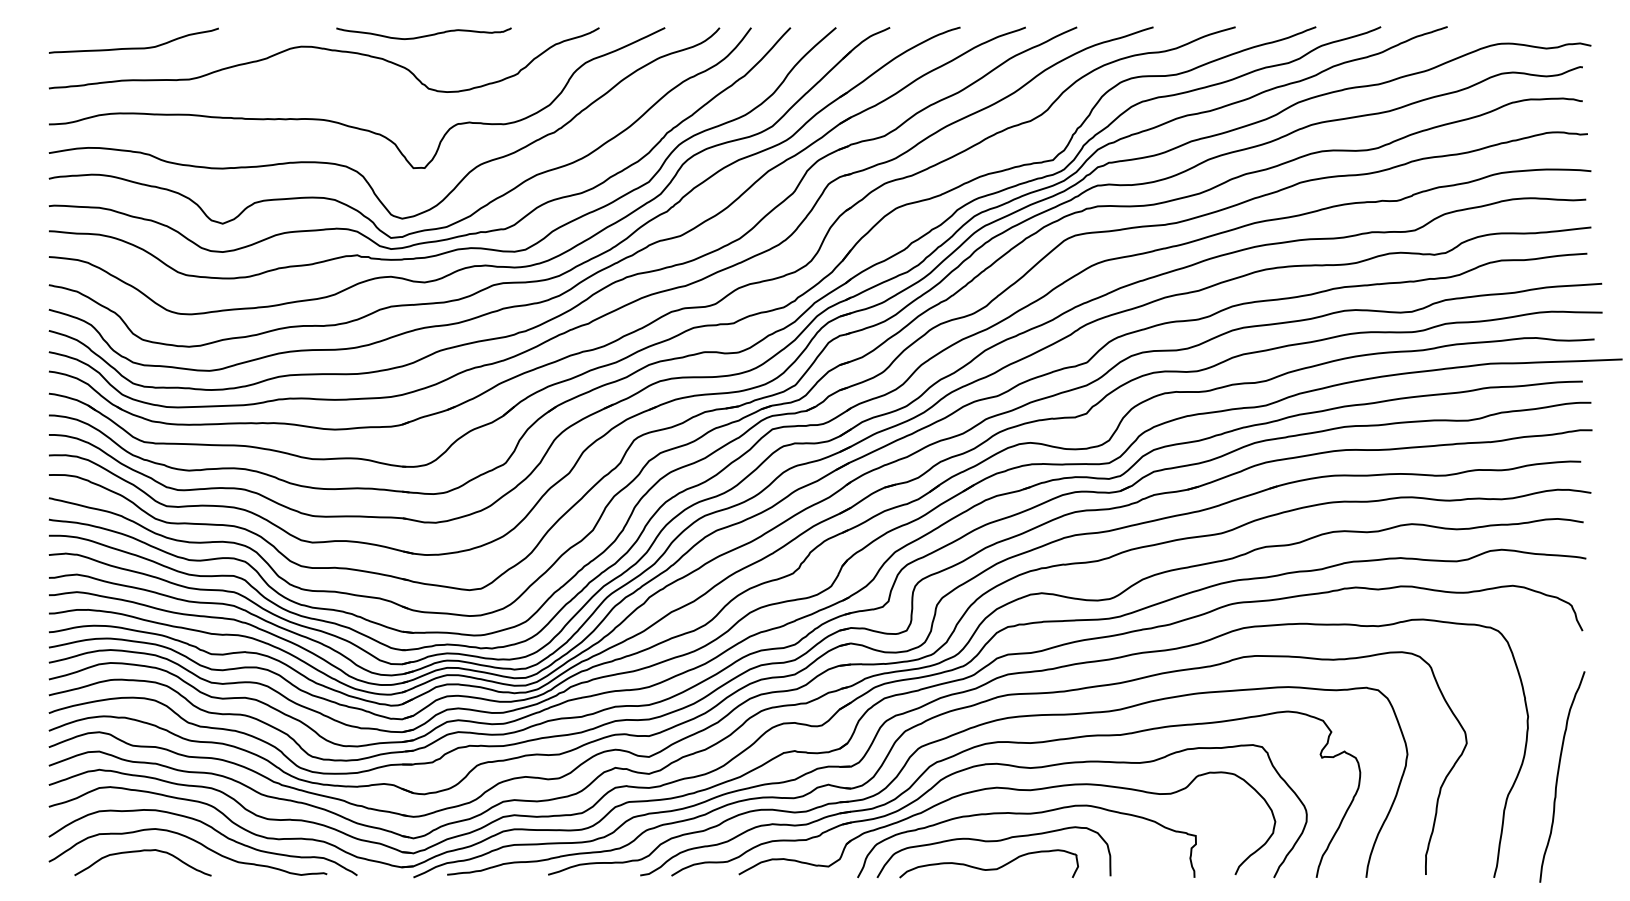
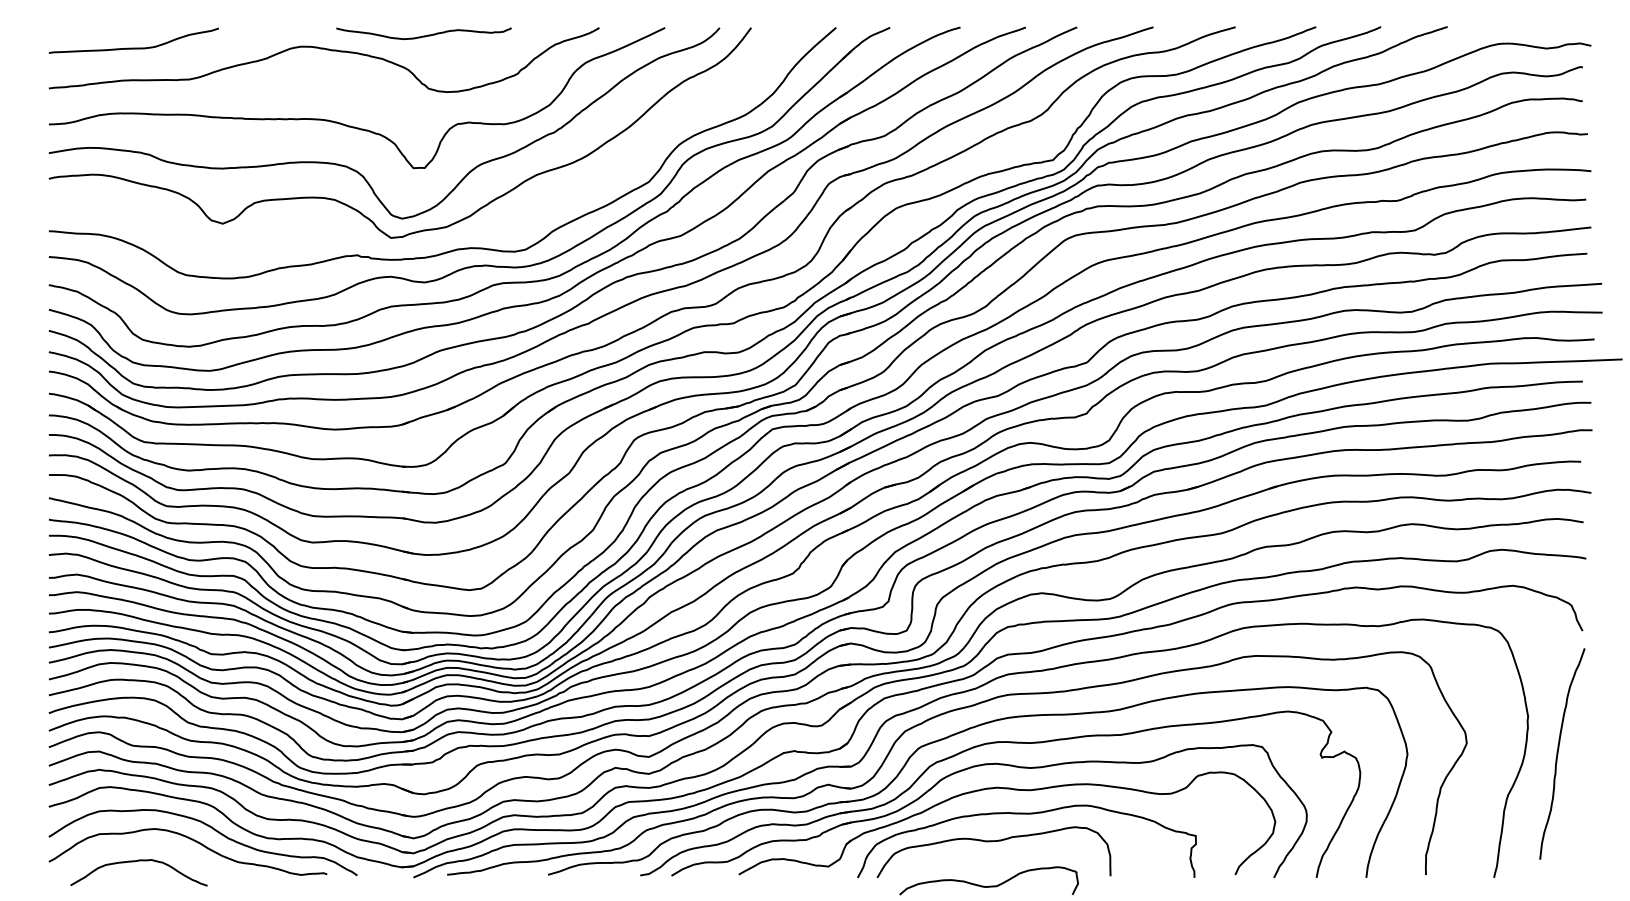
curve: present -> none (433, 240)
curve position: (1558, 776) -> (1558, 753) (1558, 753)
curve position: (138, 852) -> (134, 862) (134, 862)
curve position: (988, 868) -> (988, 885) (988, 885)
